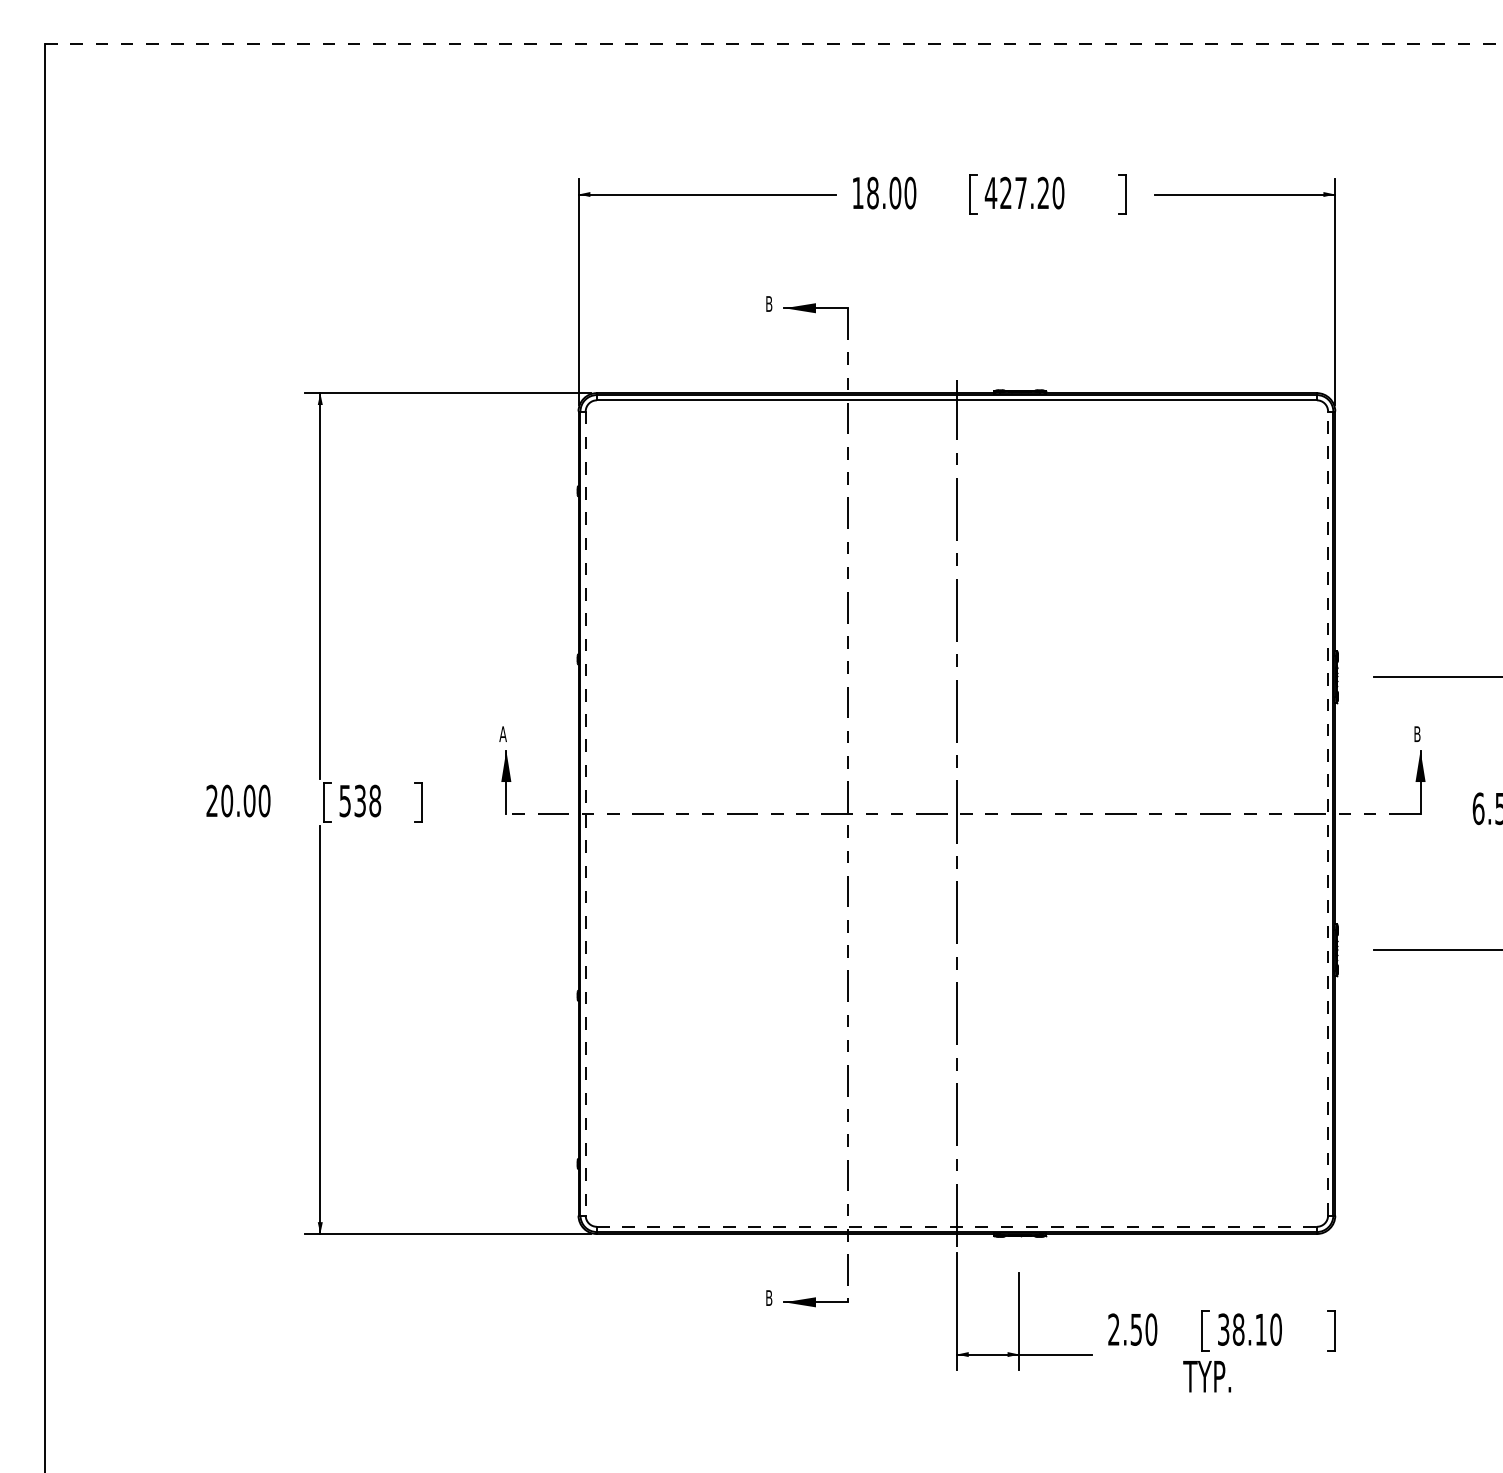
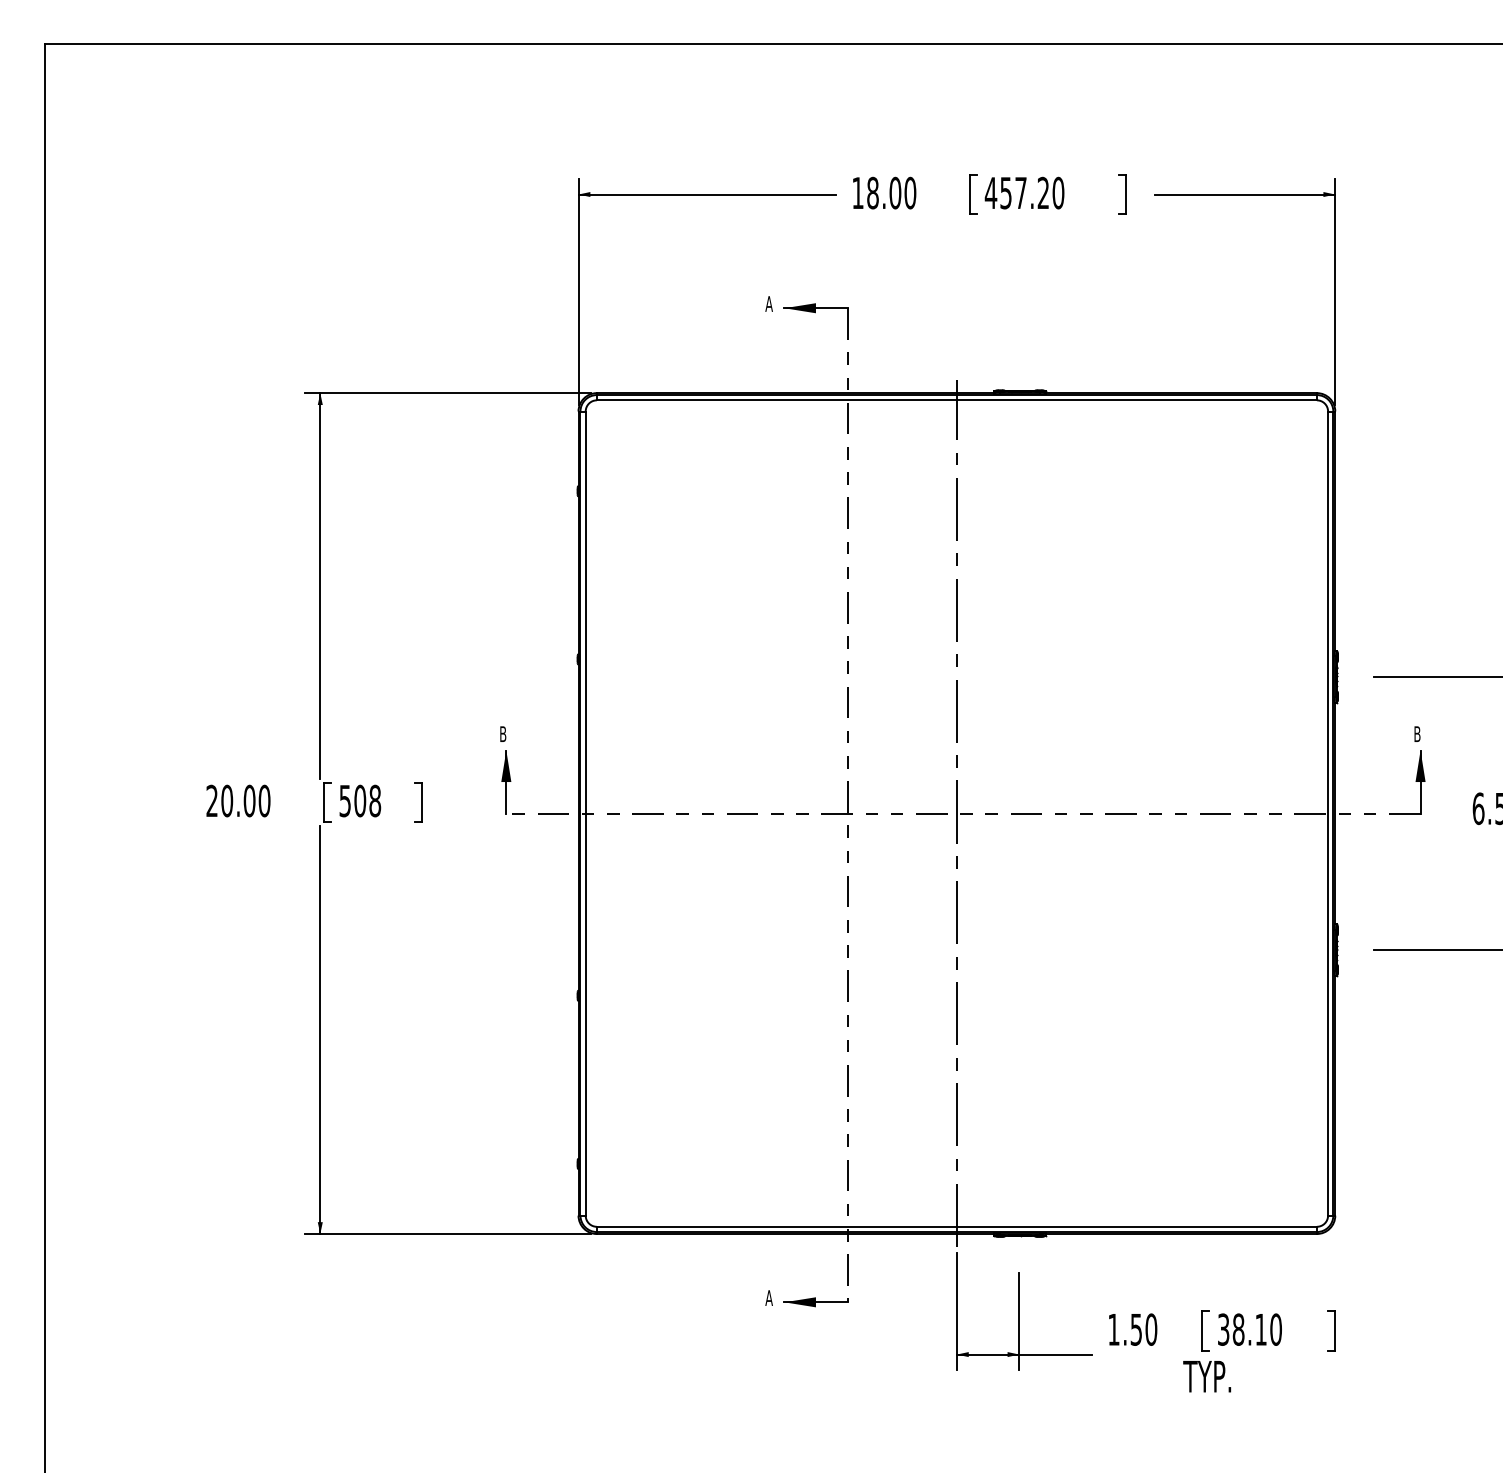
line: dashed -> solid (773, 44)
text: 427.20 -> 457.20 (1005, 192)
text: B -> A (768, 303)
text: A -> B (502, 733)
text: 538 -> 508 (360, 800)
line: dashed -> solid (1328, 813)
line: dashed -> solid (585, 814)
line: dashed -> solid (957, 1226)
text: B -> A (768, 1297)
text: 2.50 -> 1.50 (1113, 1329)
